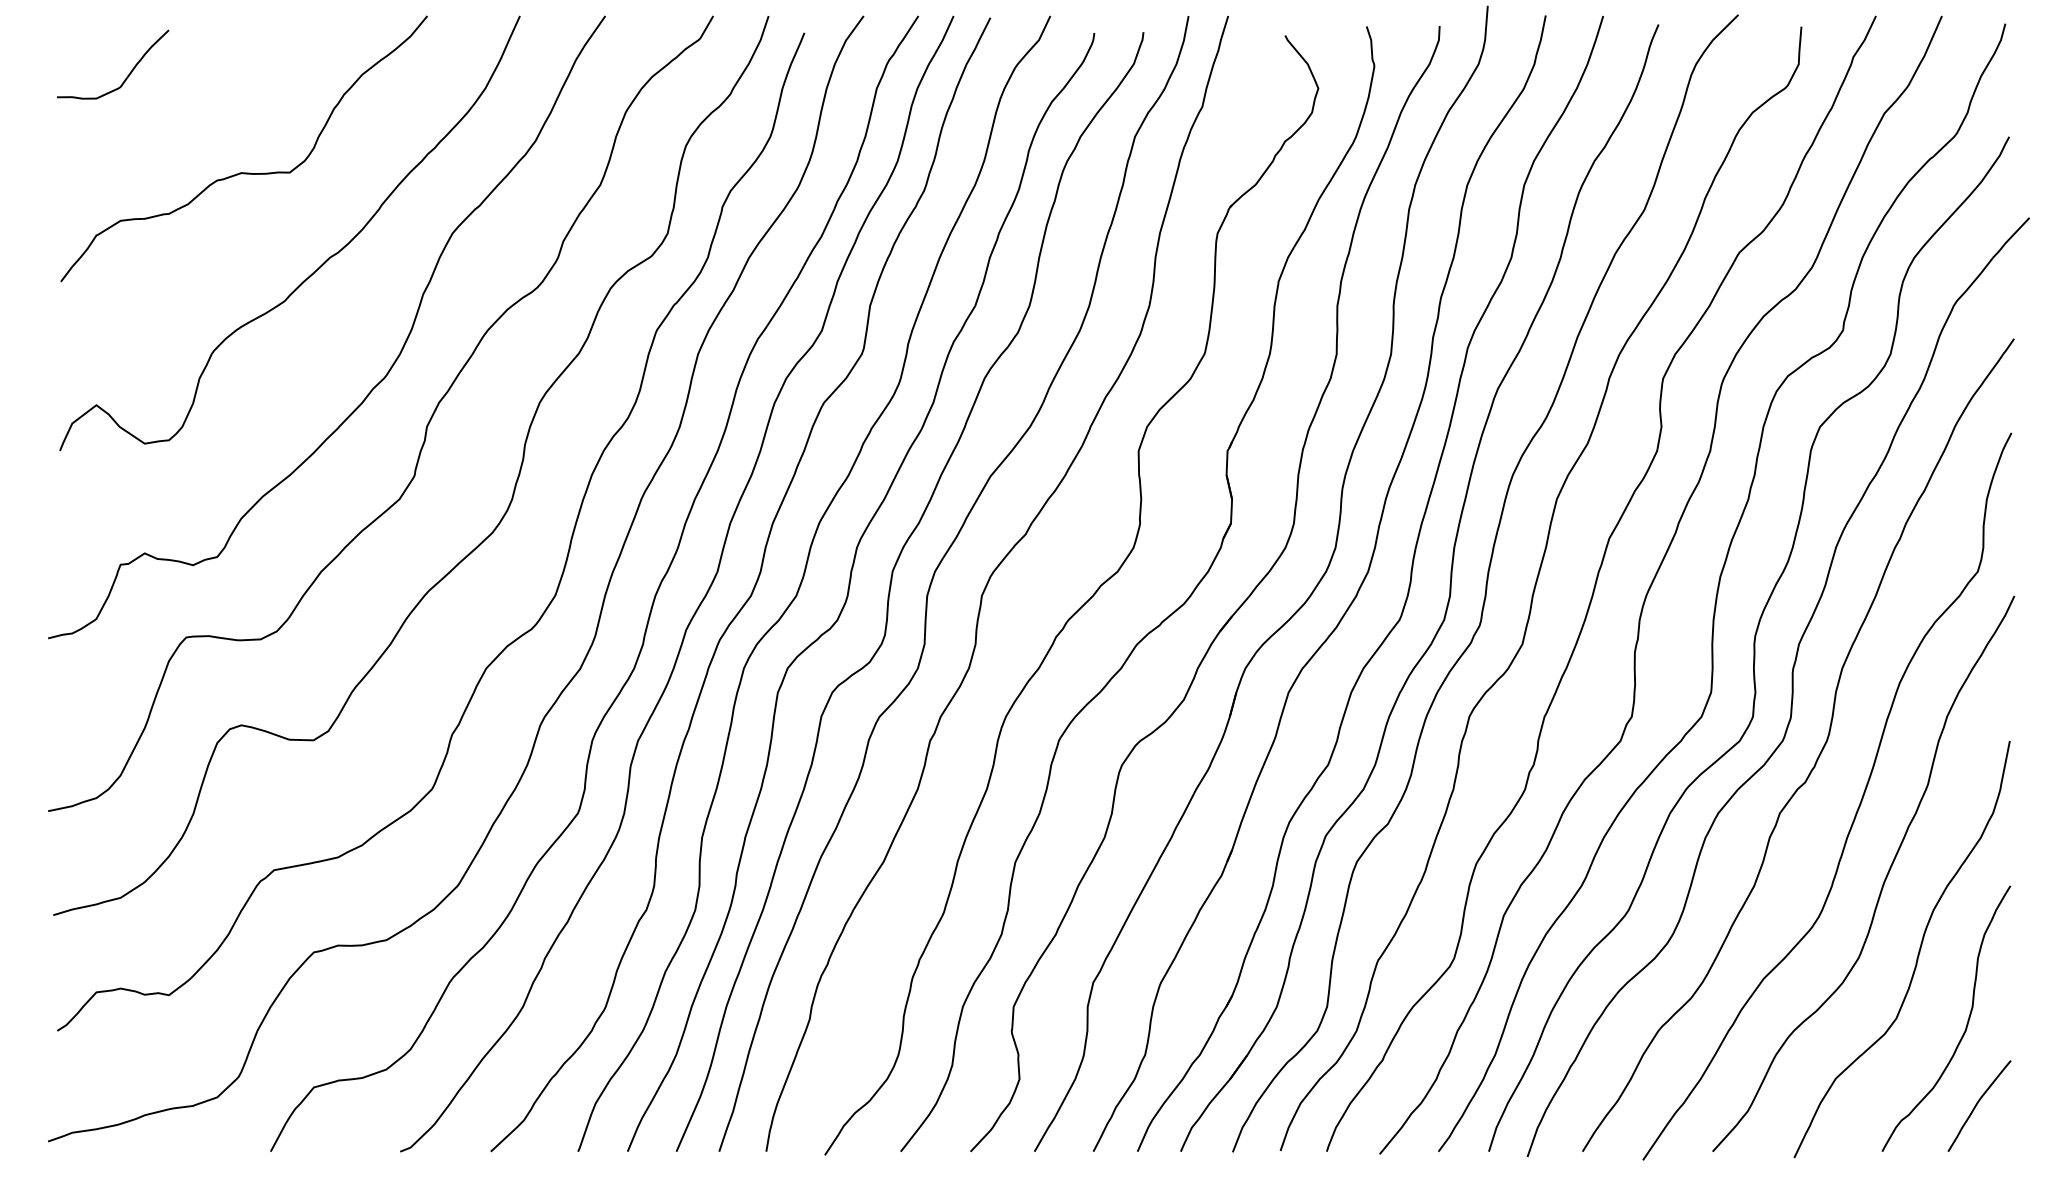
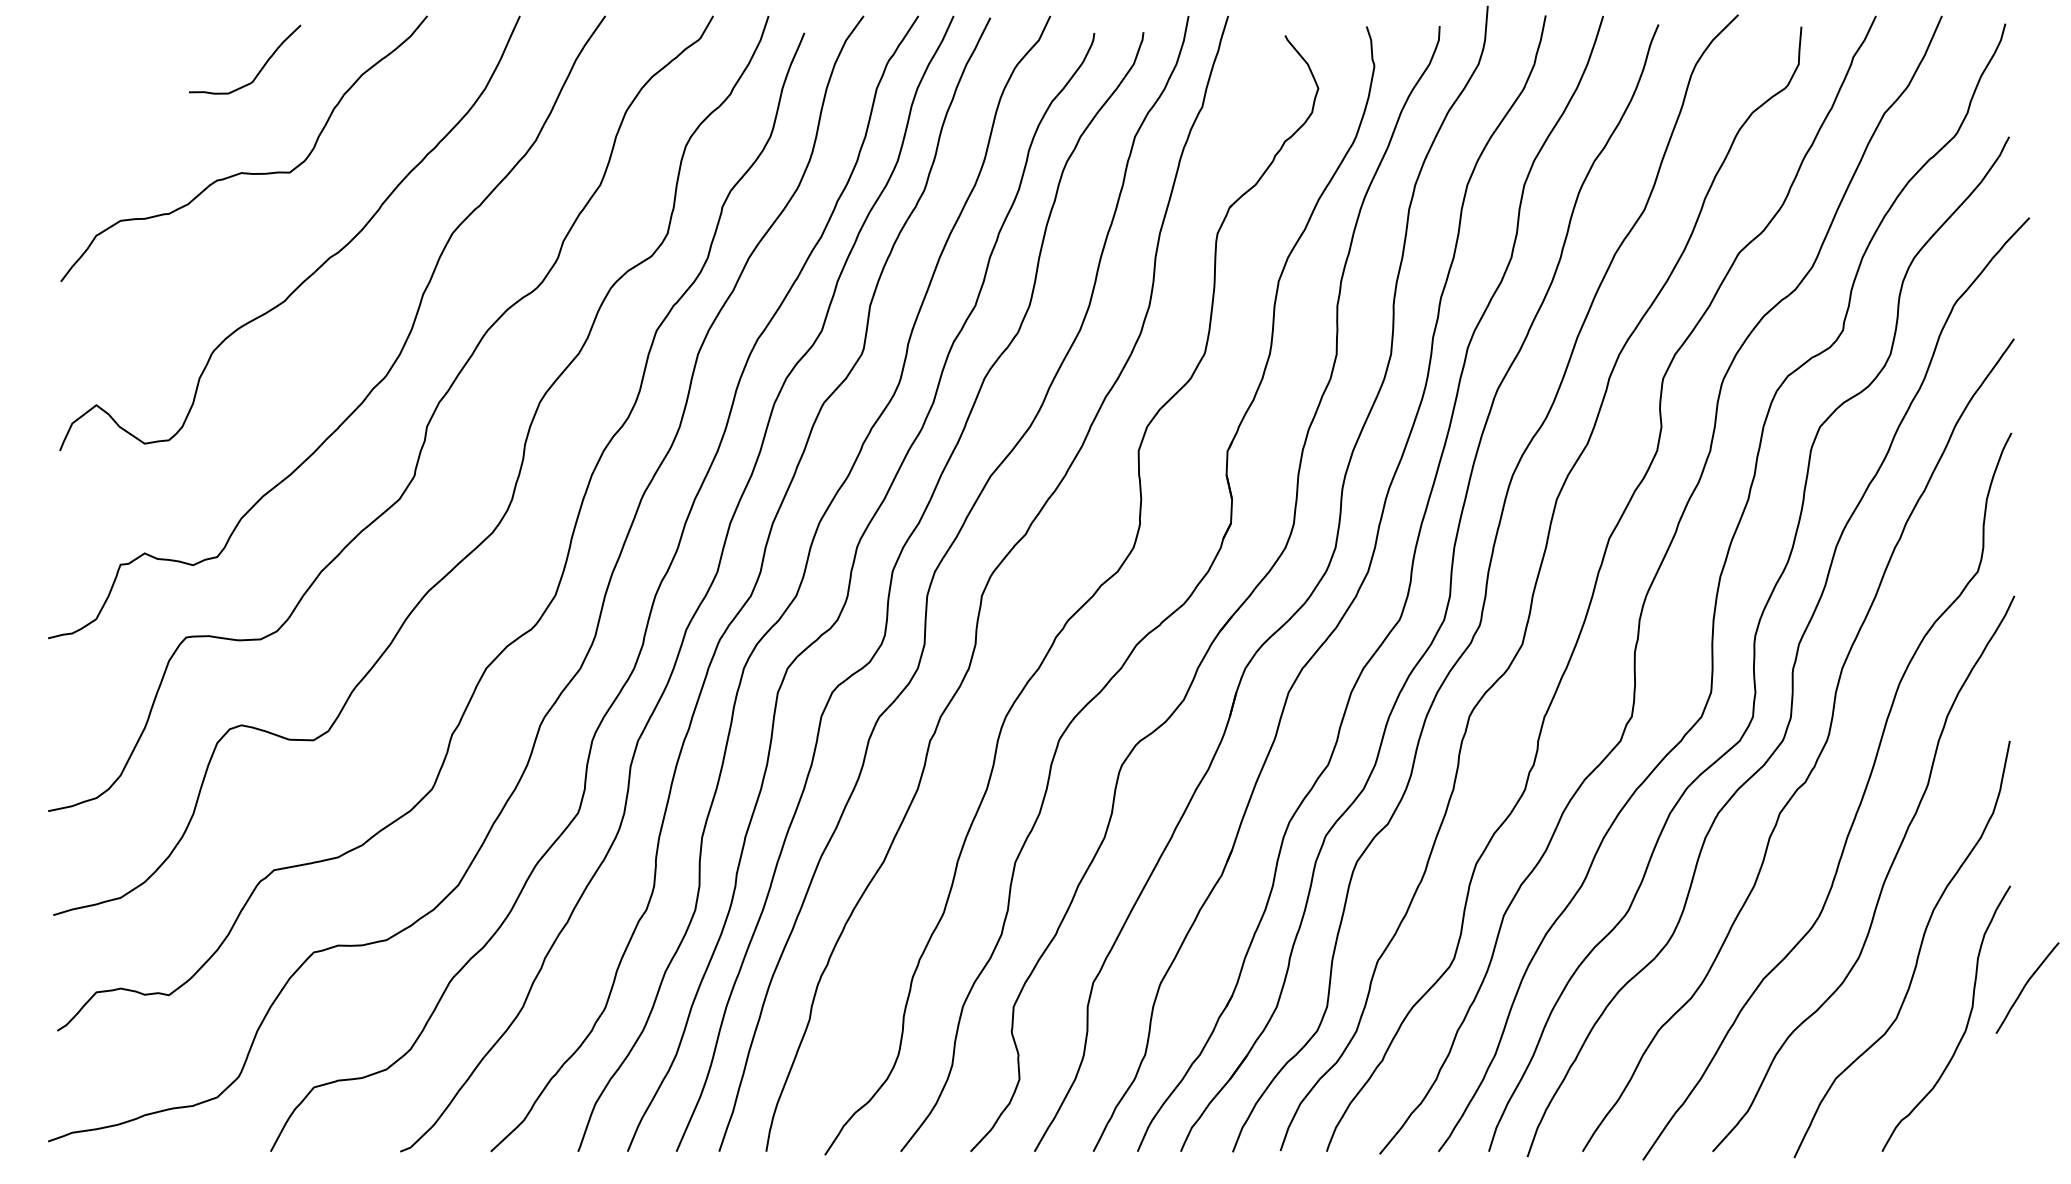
curve position: (127, 75) -> (259, 70) (259, 70)
curve position: (1977, 1105) -> (2025, 987) (2025, 987)
